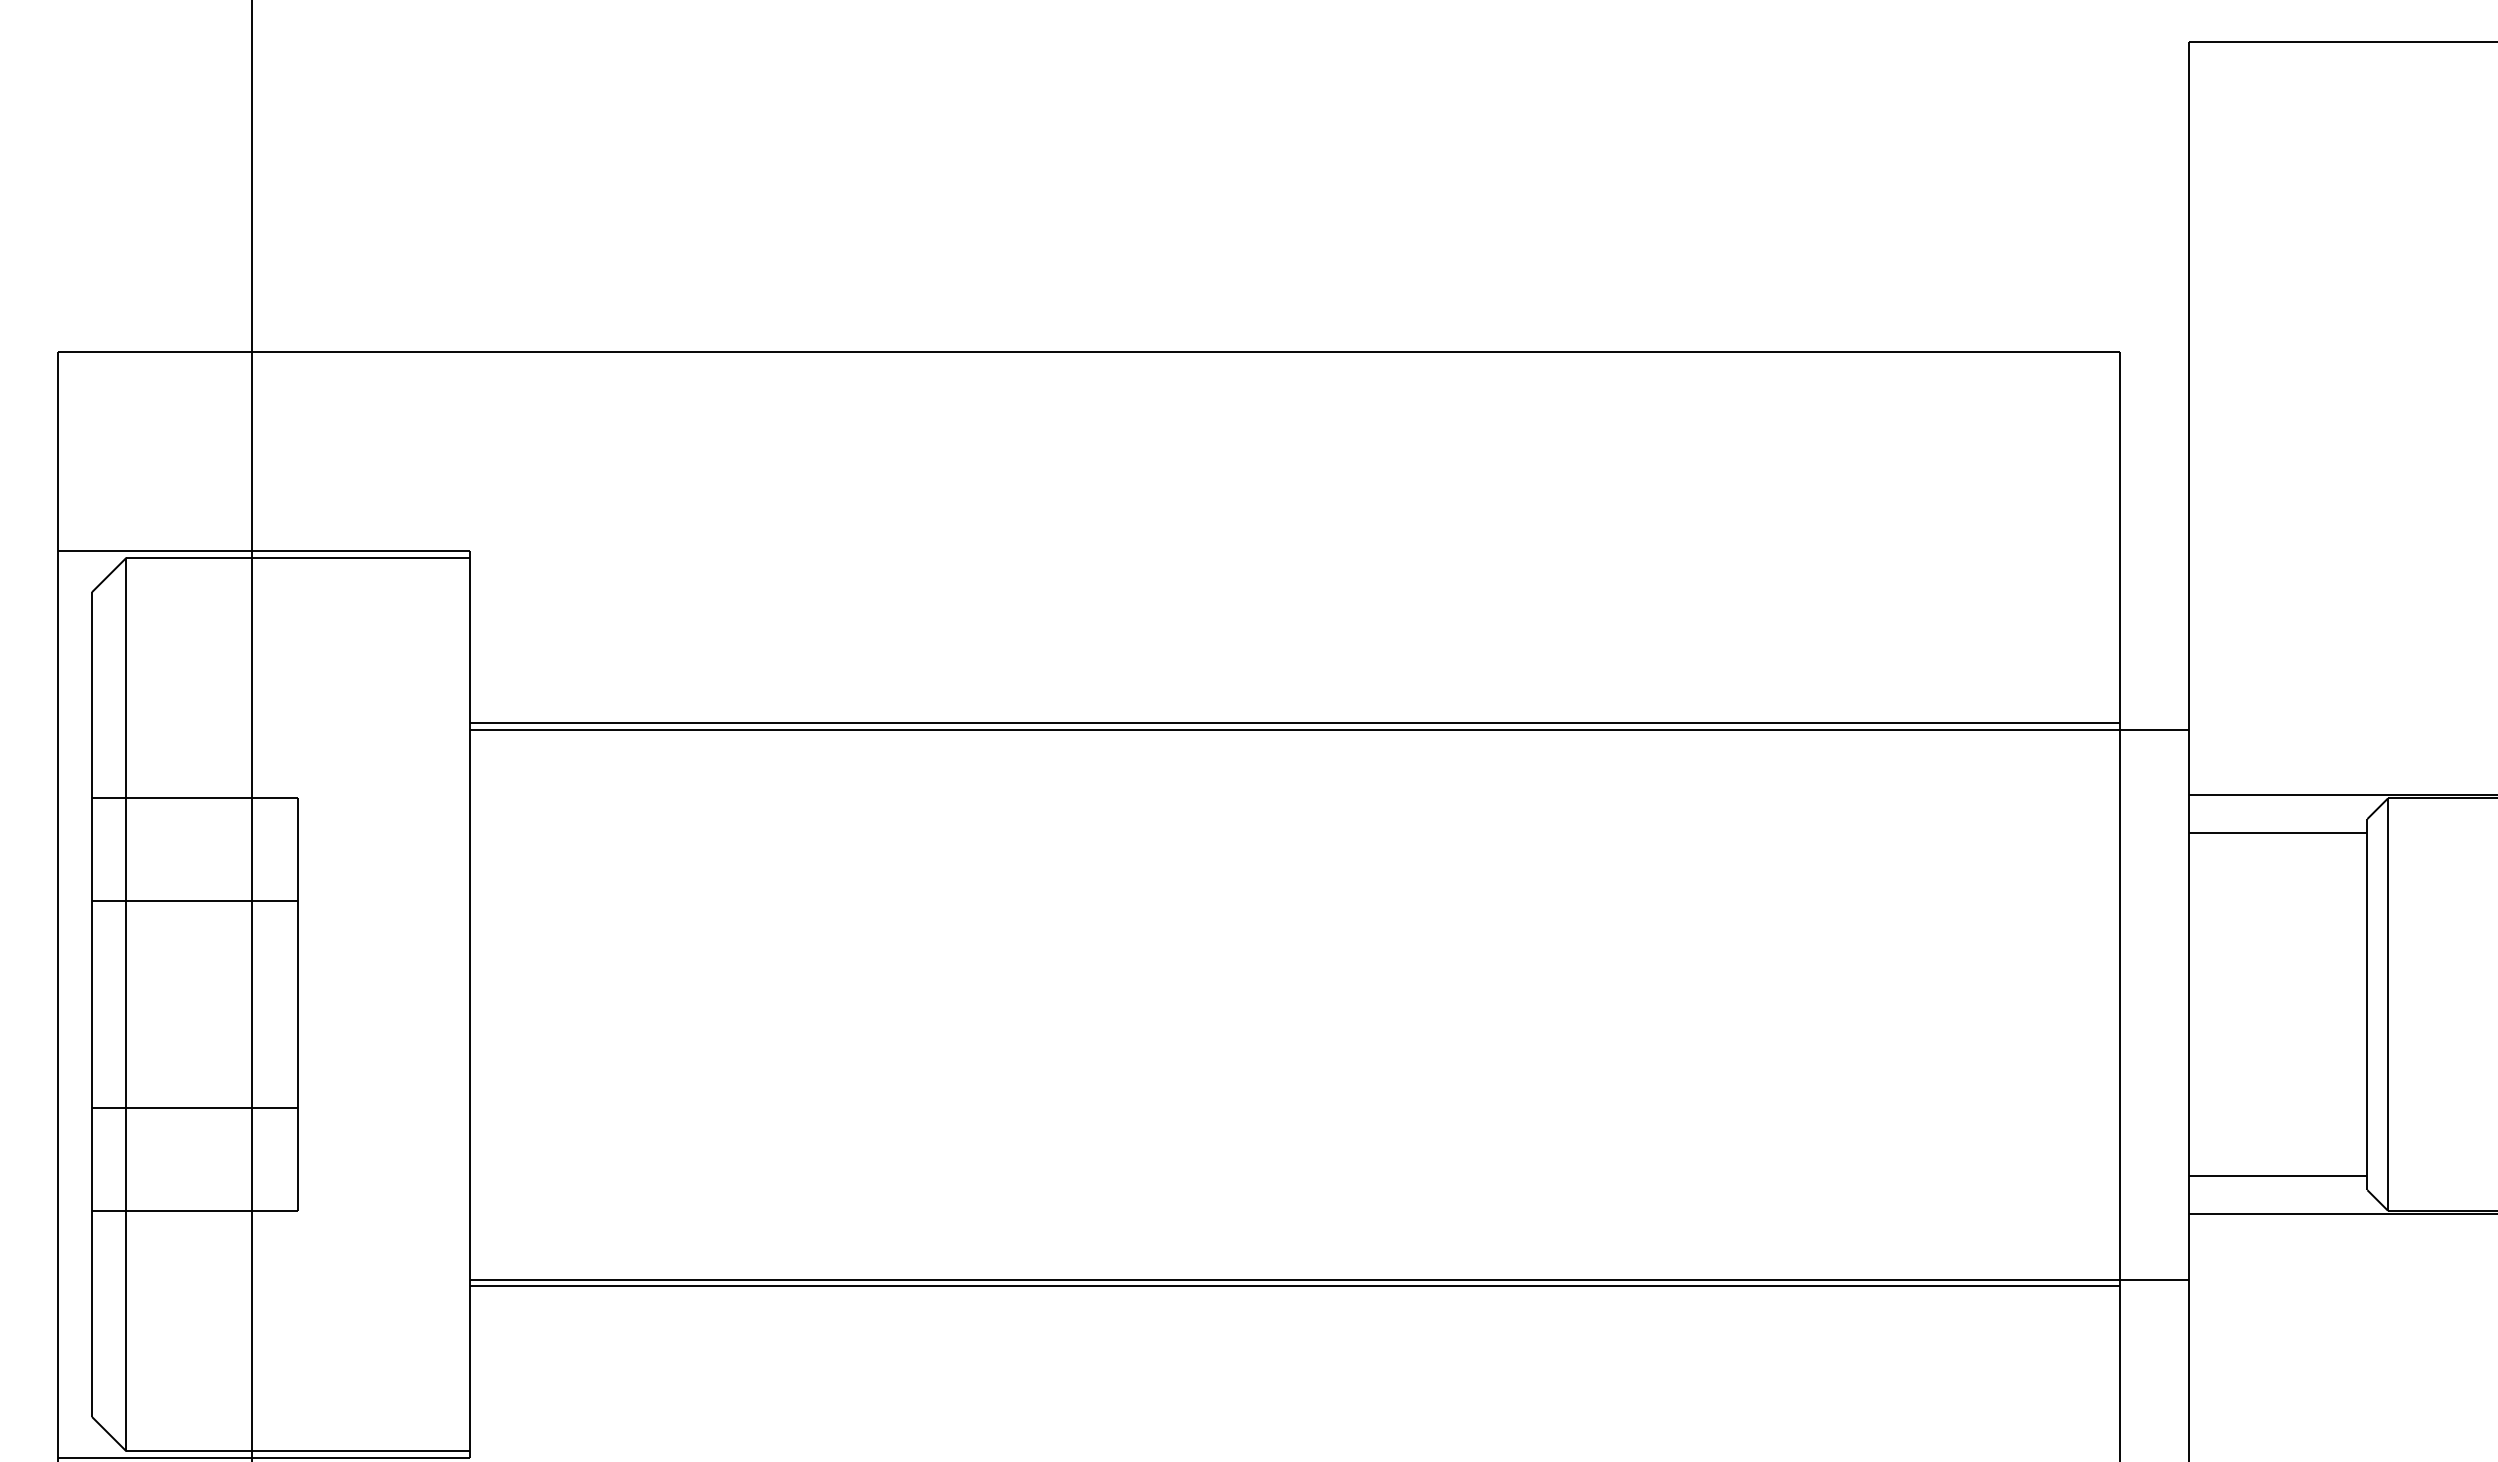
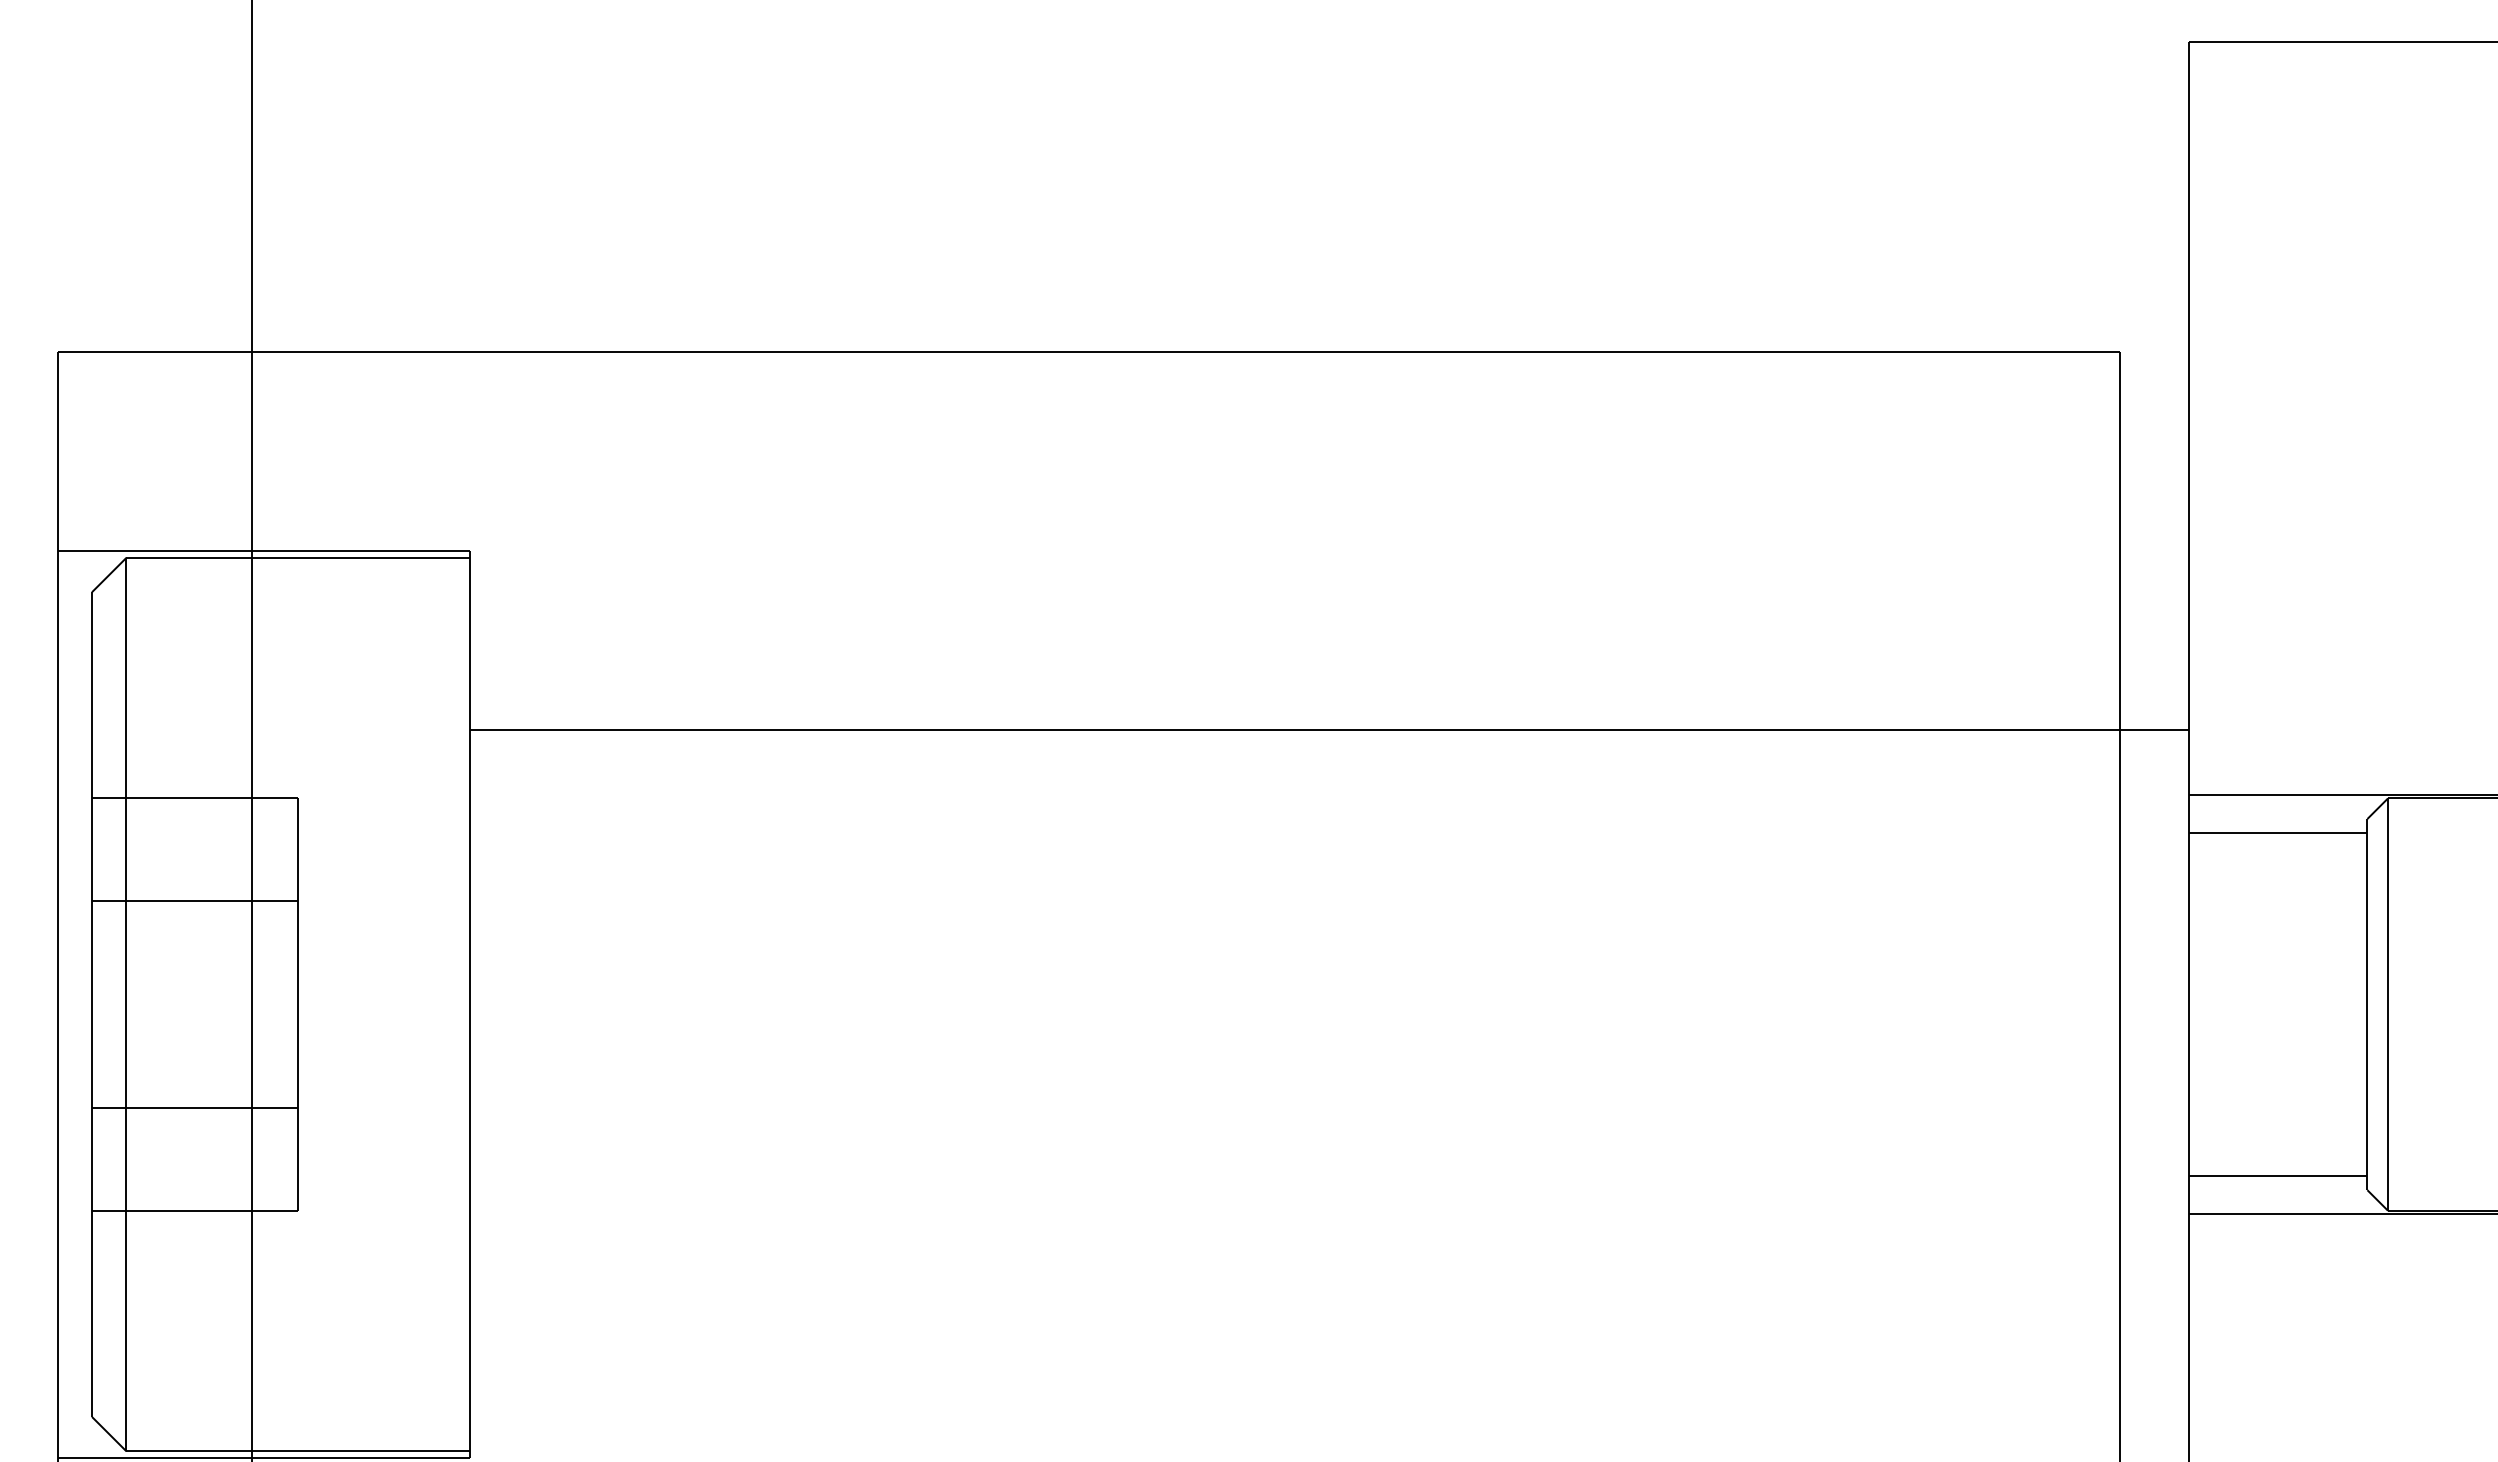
line: present -> none (1294, 722)
line: present -> none (1329, 1279)
line: present -> none (1294, 1286)
